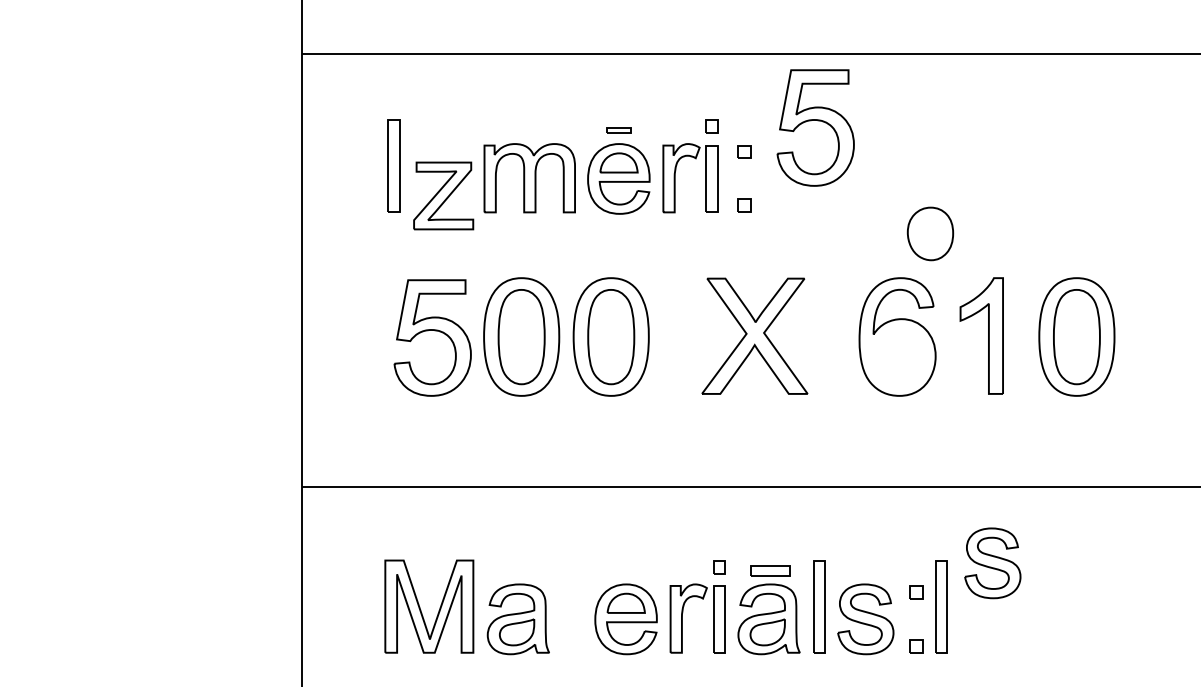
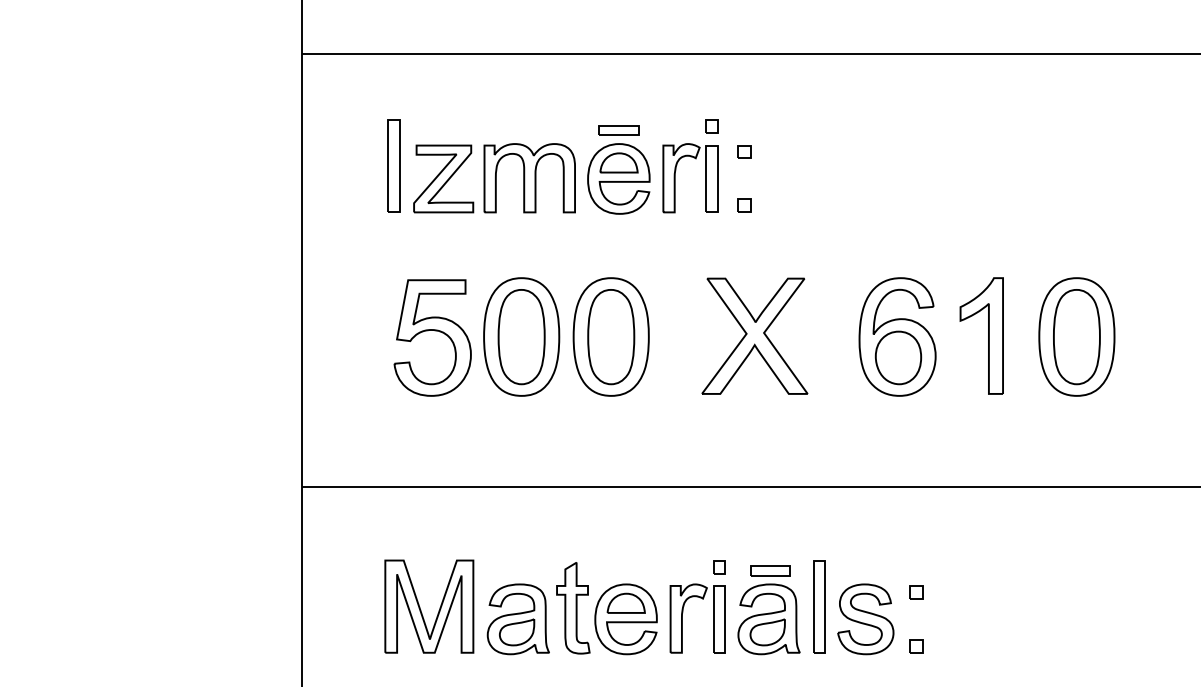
part: present -> none (817, 121)
part size: 26x7 px -> 42x11 px (618, 130)
part position: (443, 195) -> (443, 178) (443, 178)
part position: (930, 233) -> (898, 357) (898, 357)
part: present -> none (992, 563)
part: present -> none (941, 606)
part: none -> present (573, 608)
